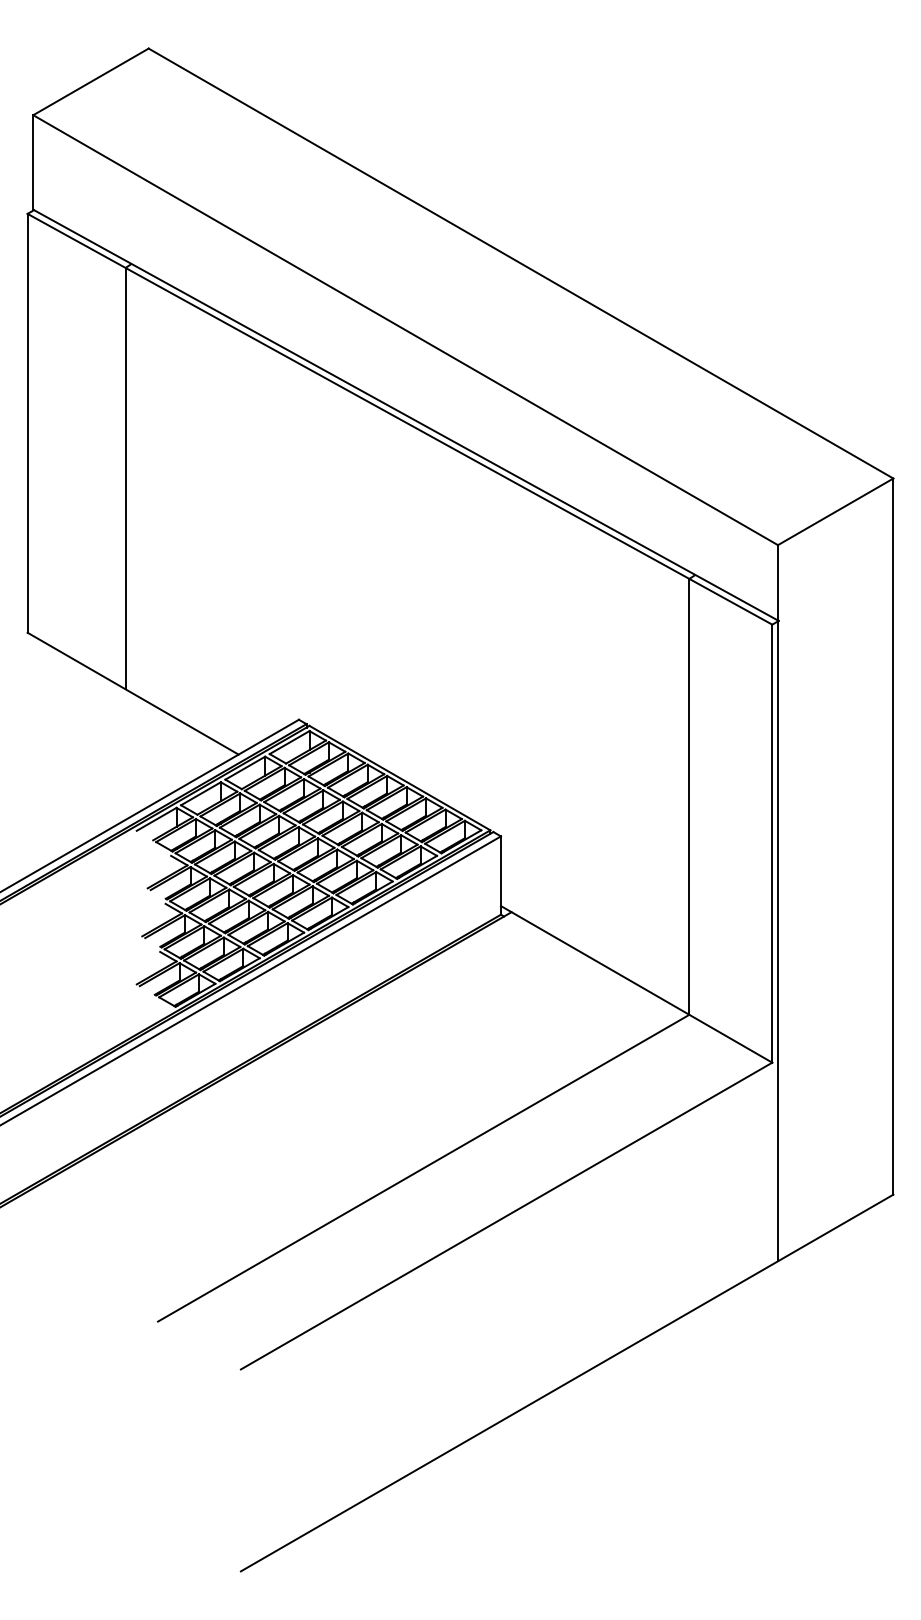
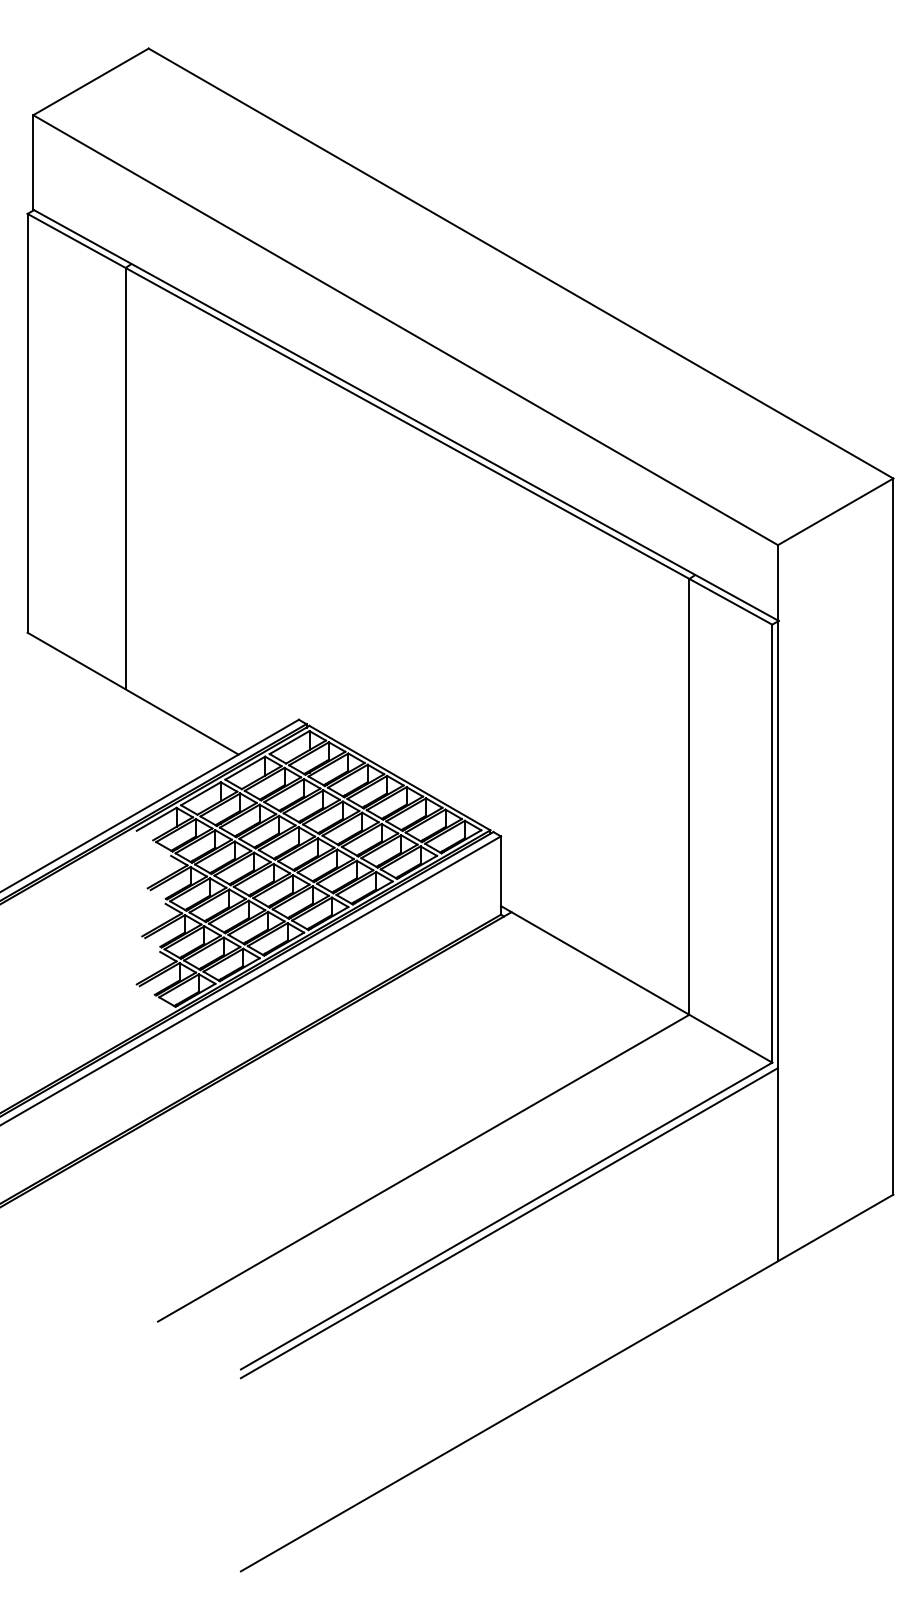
line: none -> present (508, 1223)
